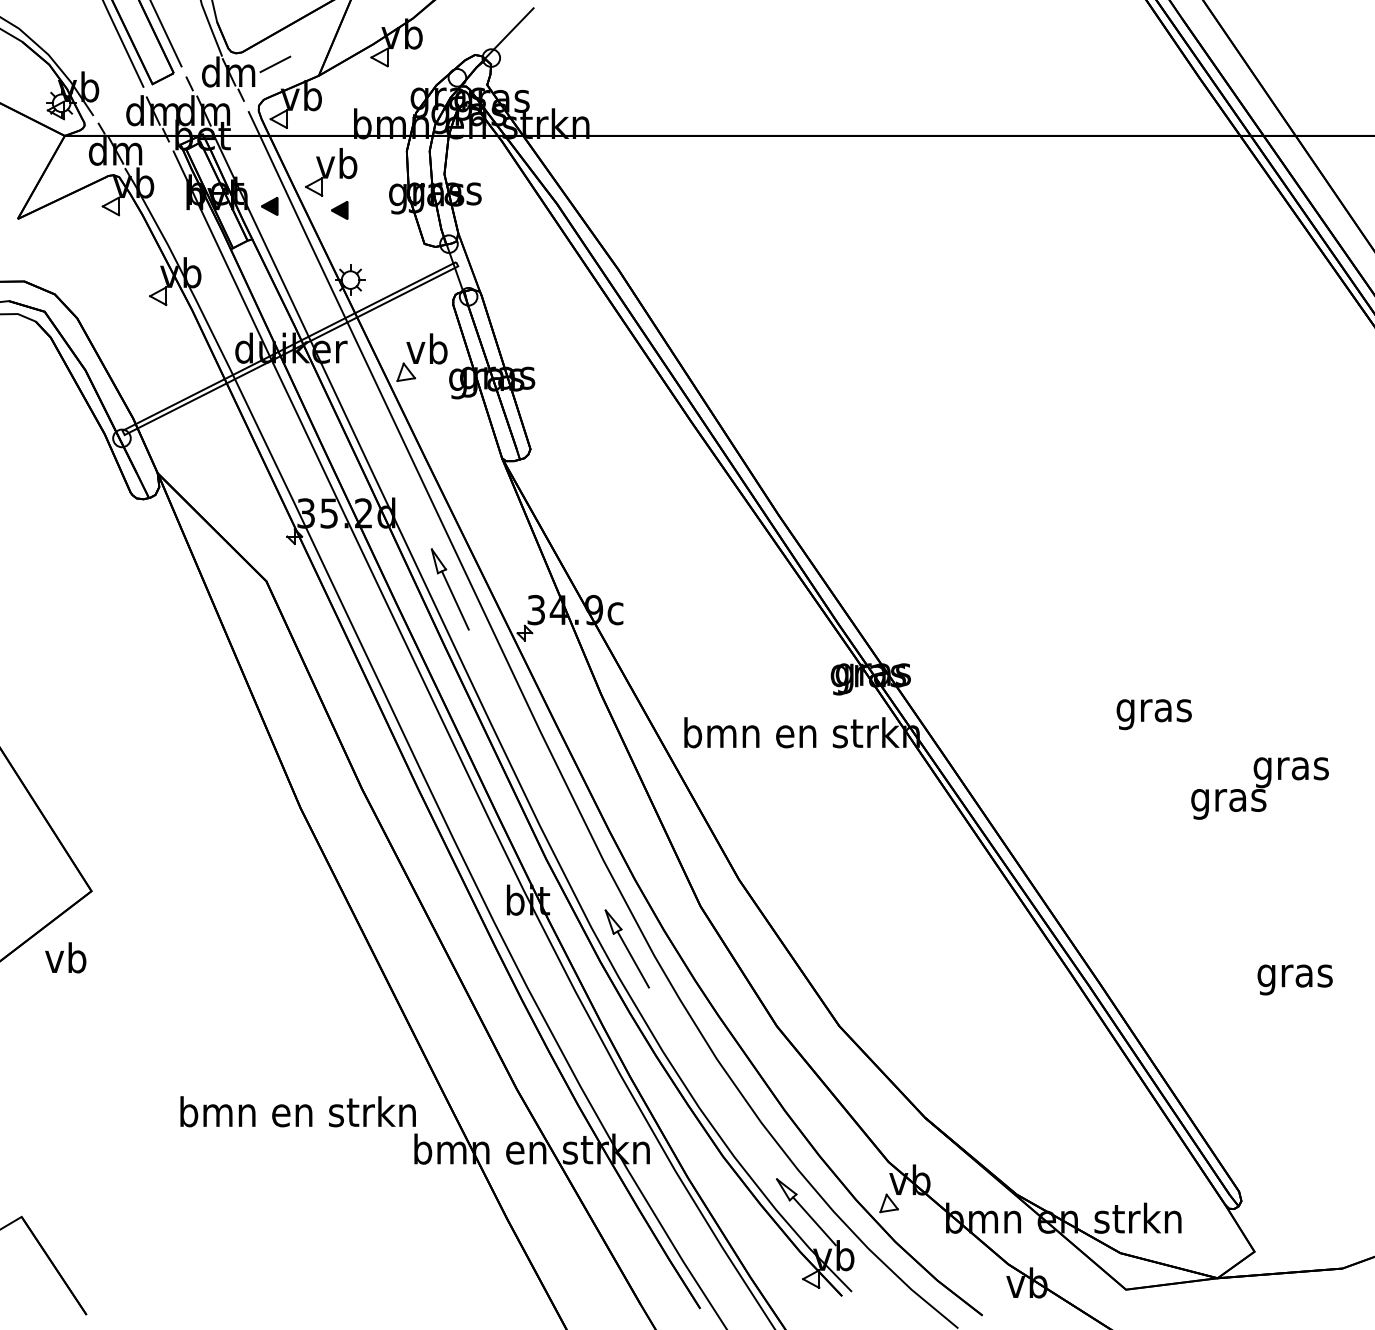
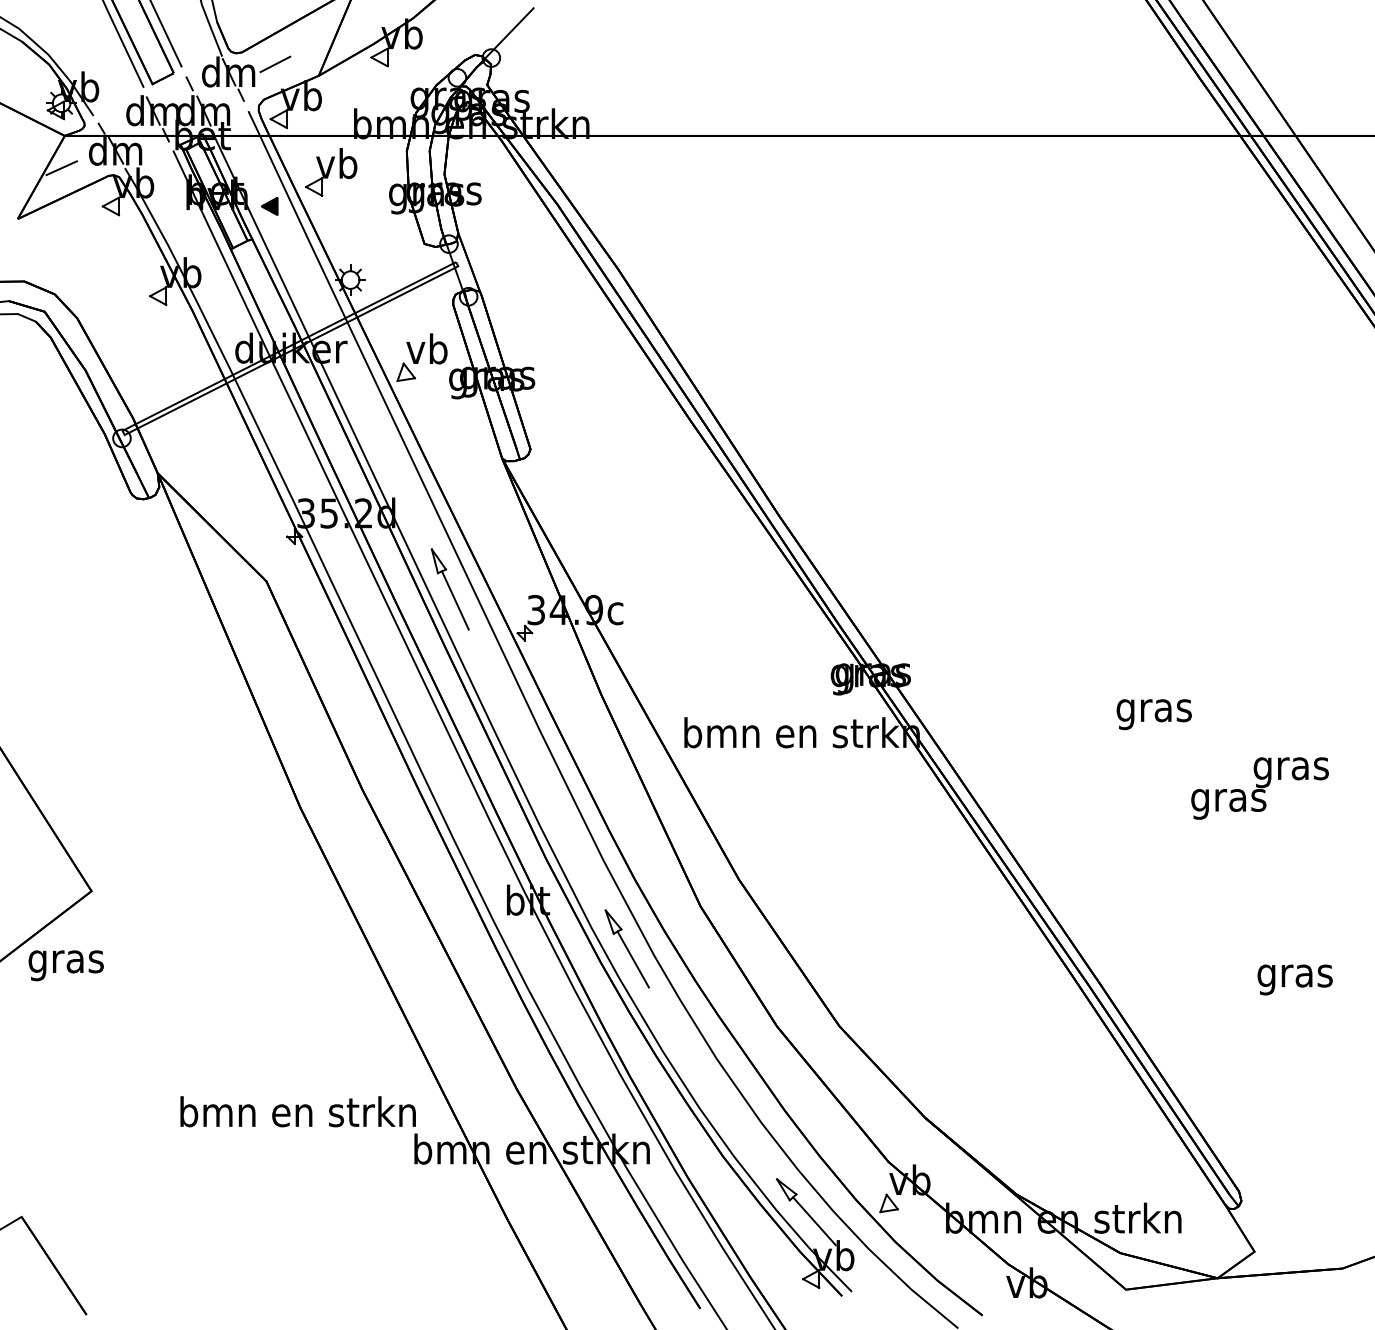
line: none -> present (59, 168)
part: present -> none (339, 210)
text: vb -> gras (65, 961)
